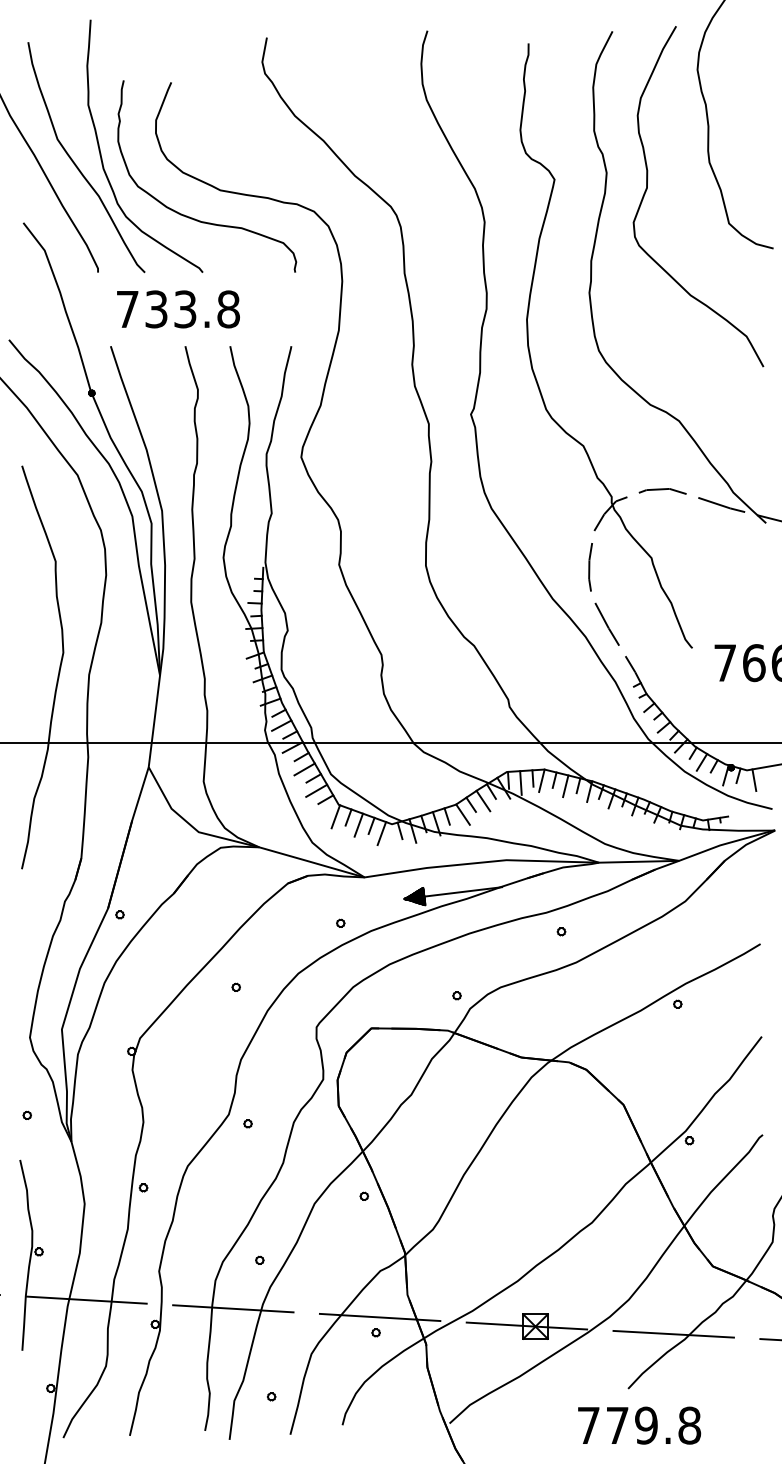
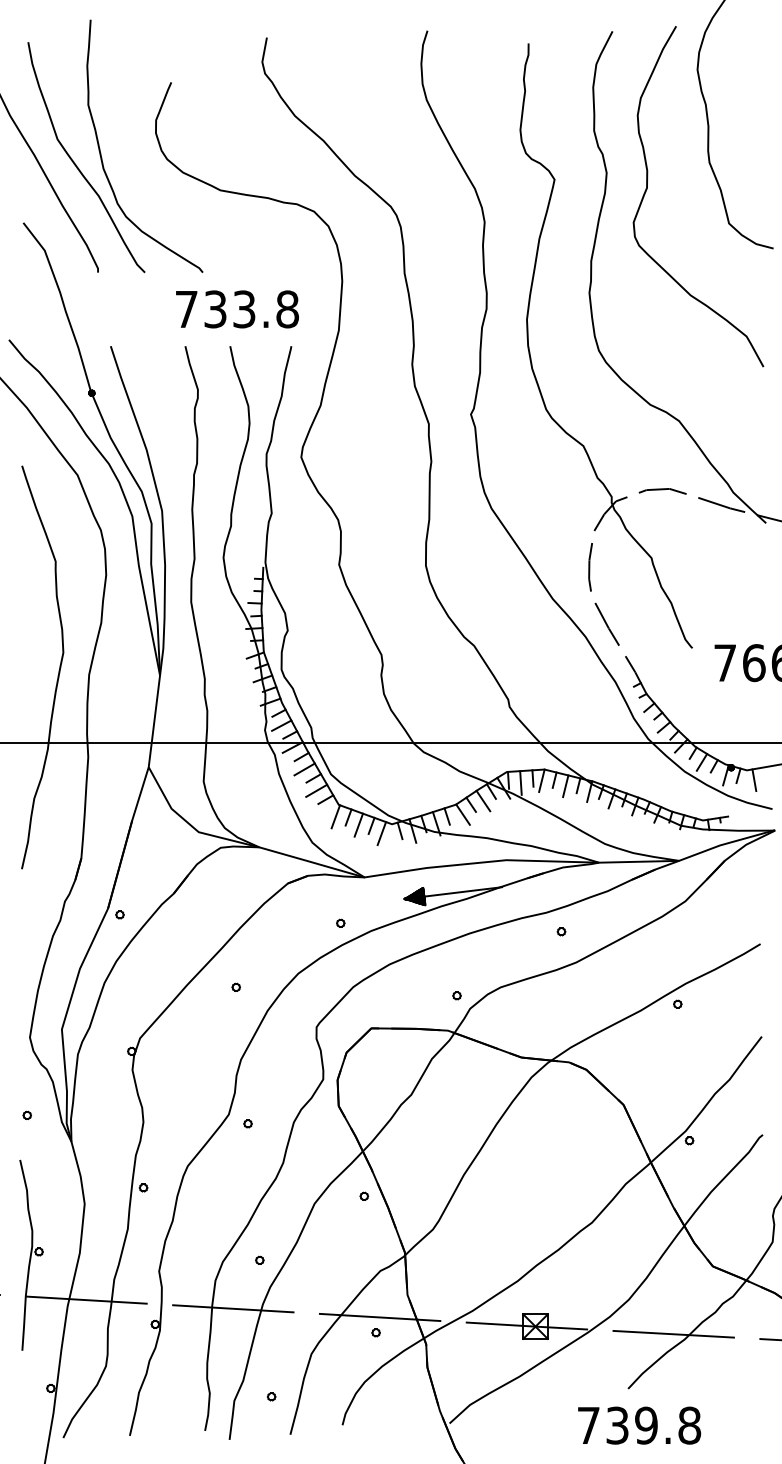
curve: present -> none (192, 217)
text position: (178, 309) -> (237, 309) (237, 309)
text: 779.8 -> 739.8 (617, 1425)
